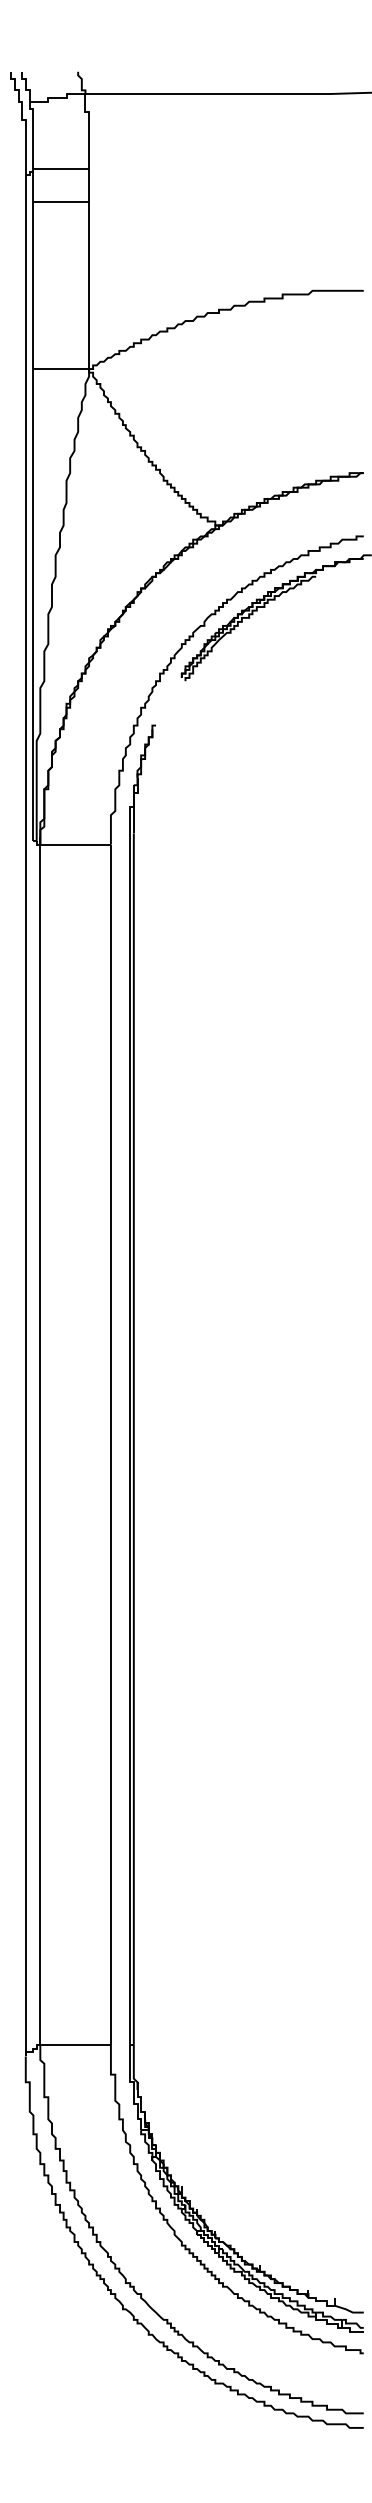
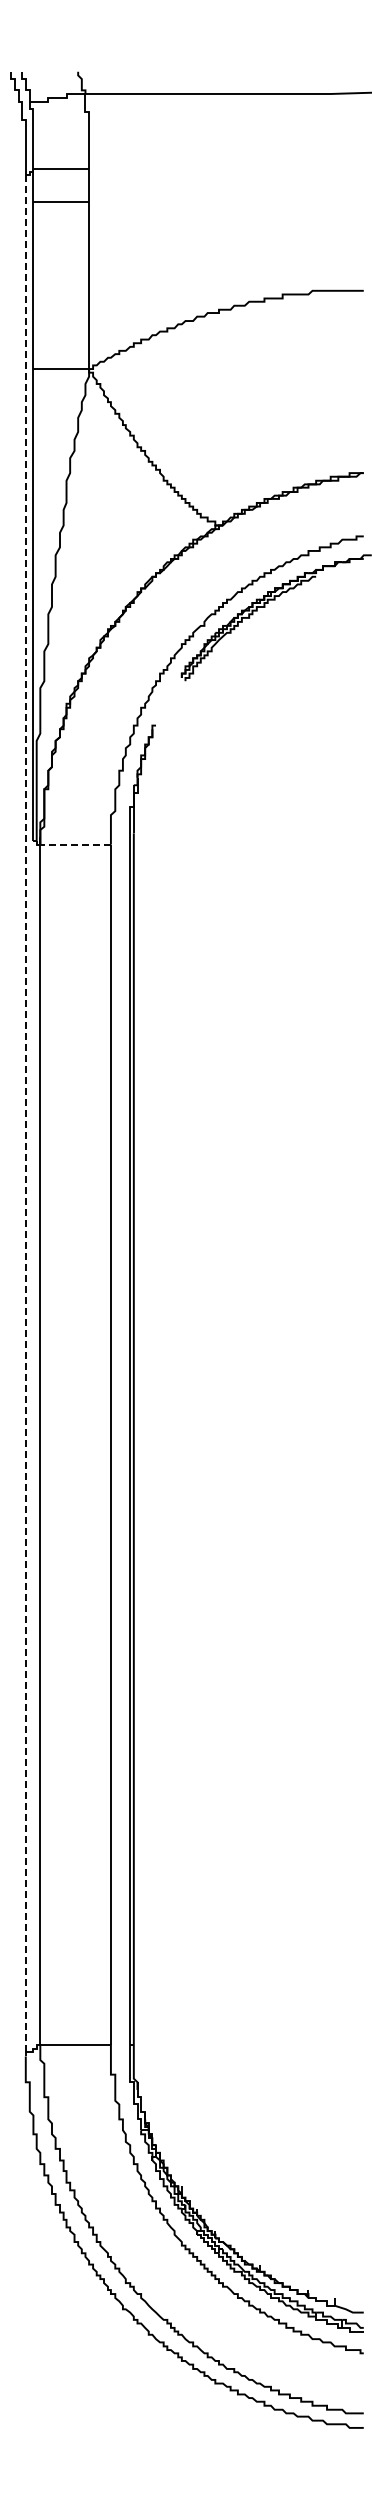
line: solid -> dashed (75, 844)
line: solid -> dashed (25, 1116)
